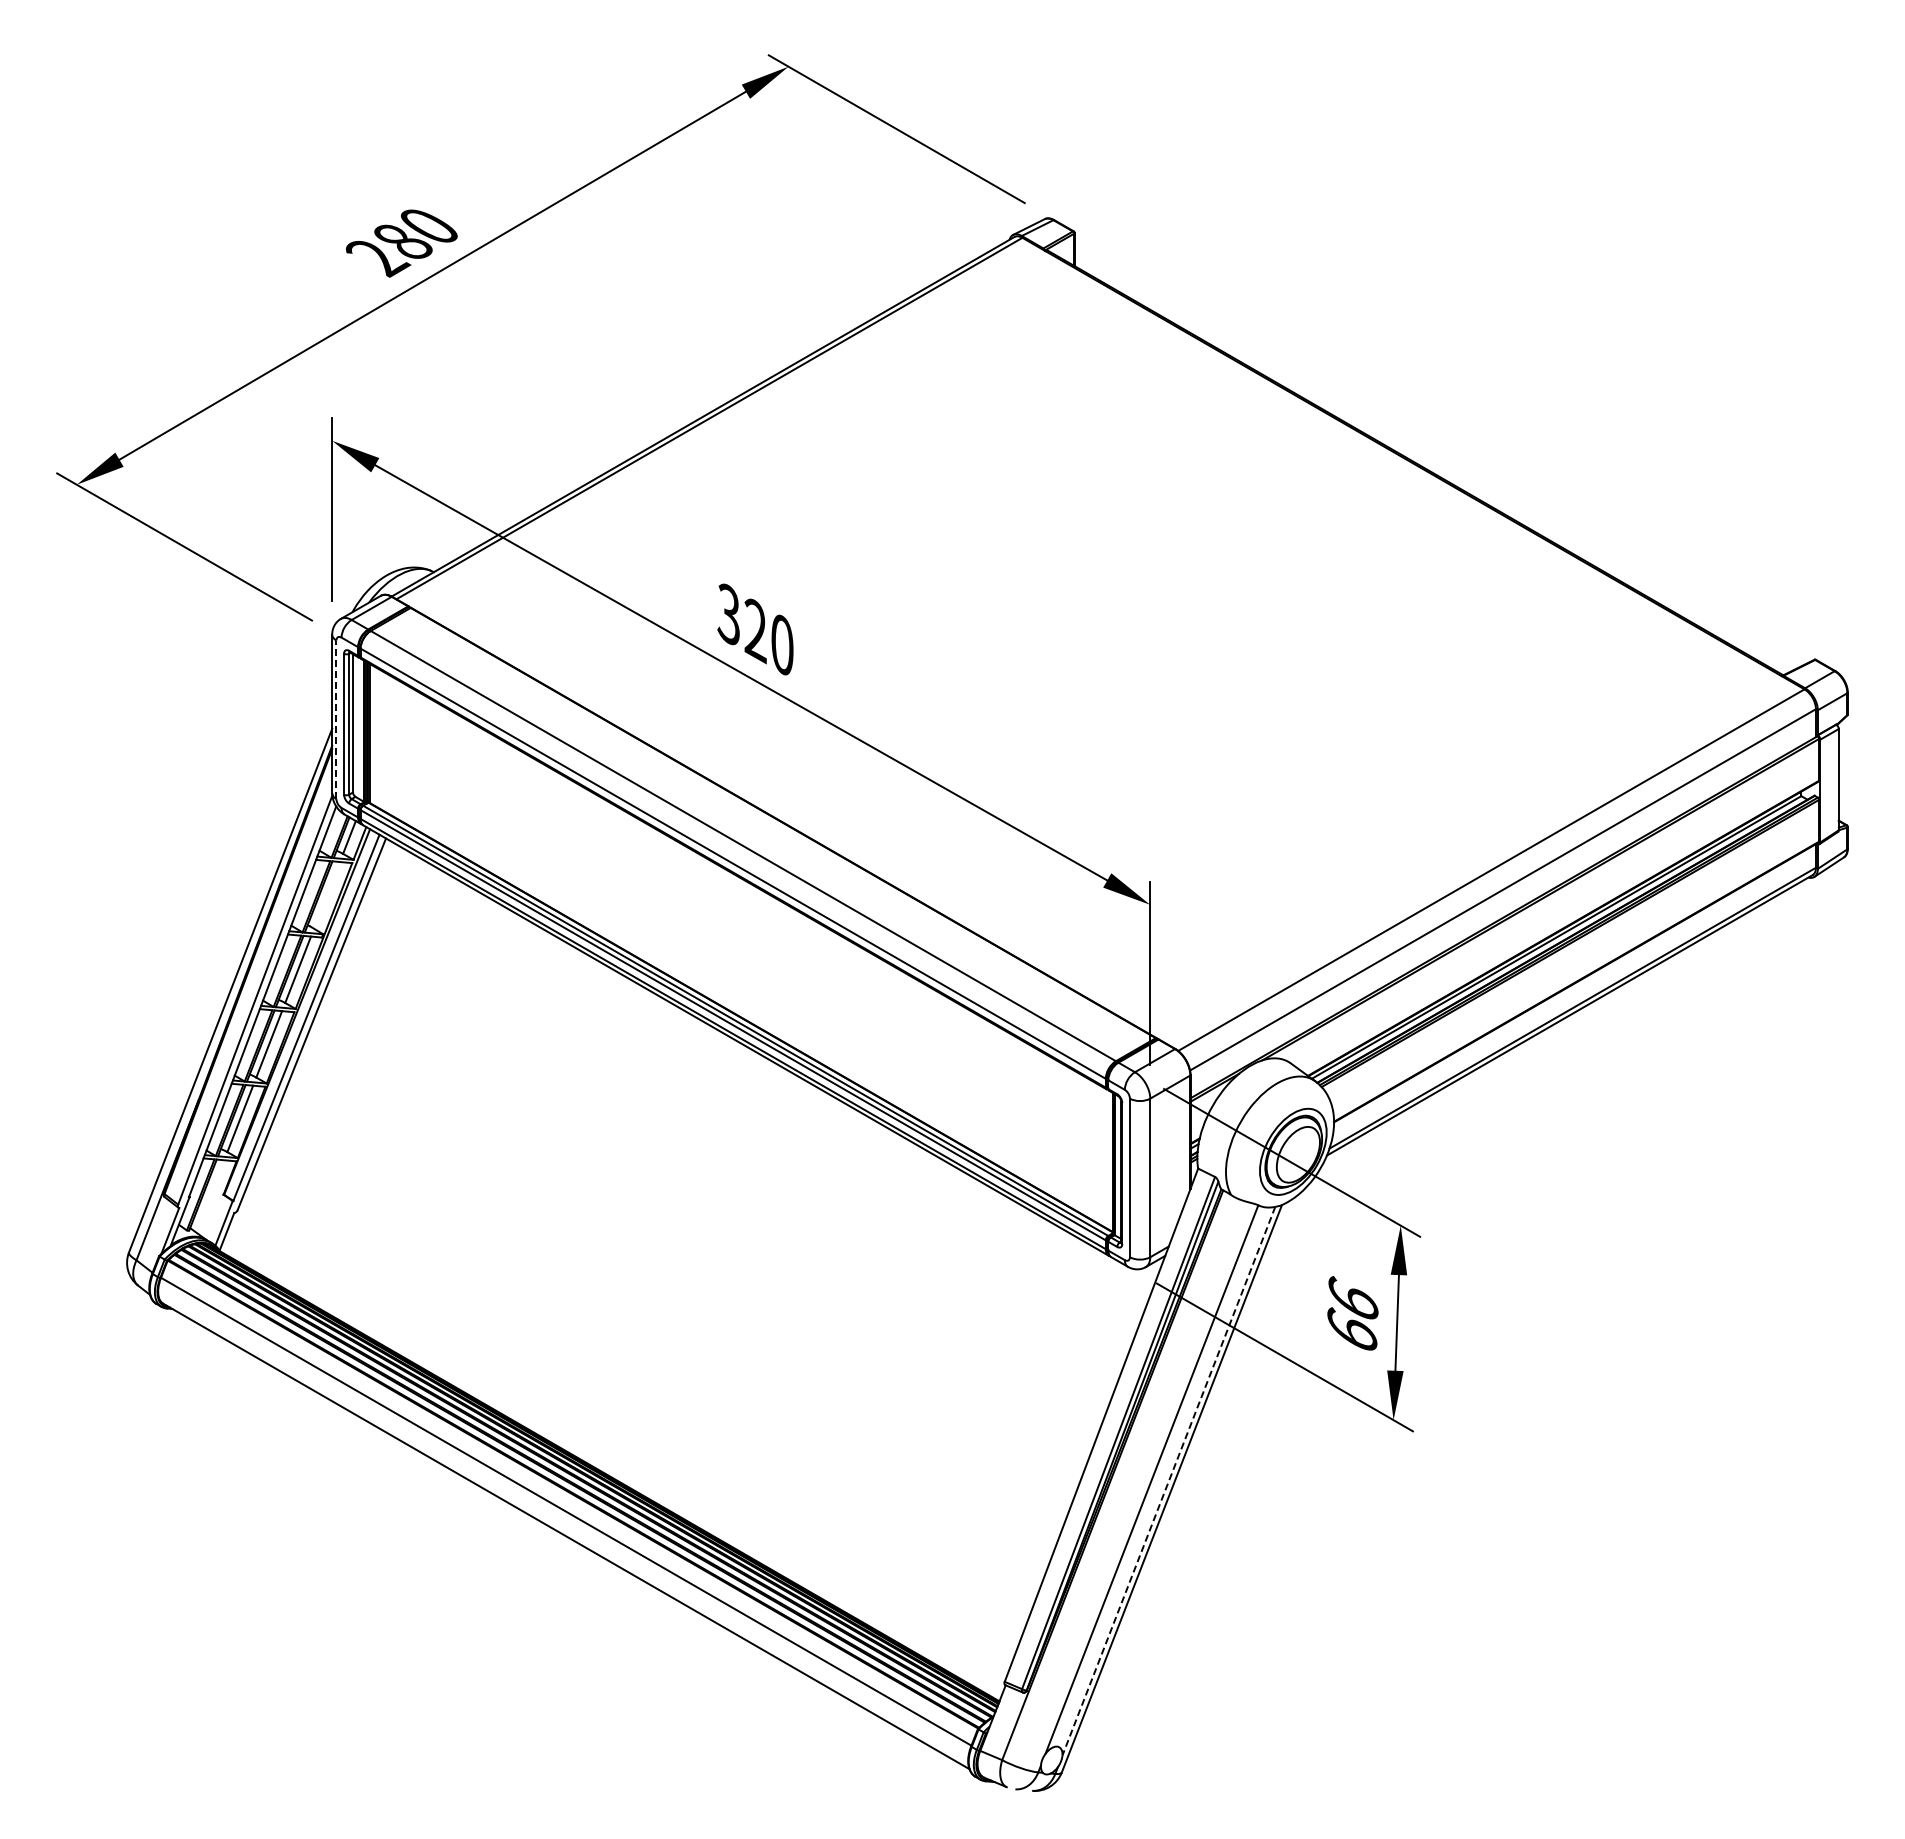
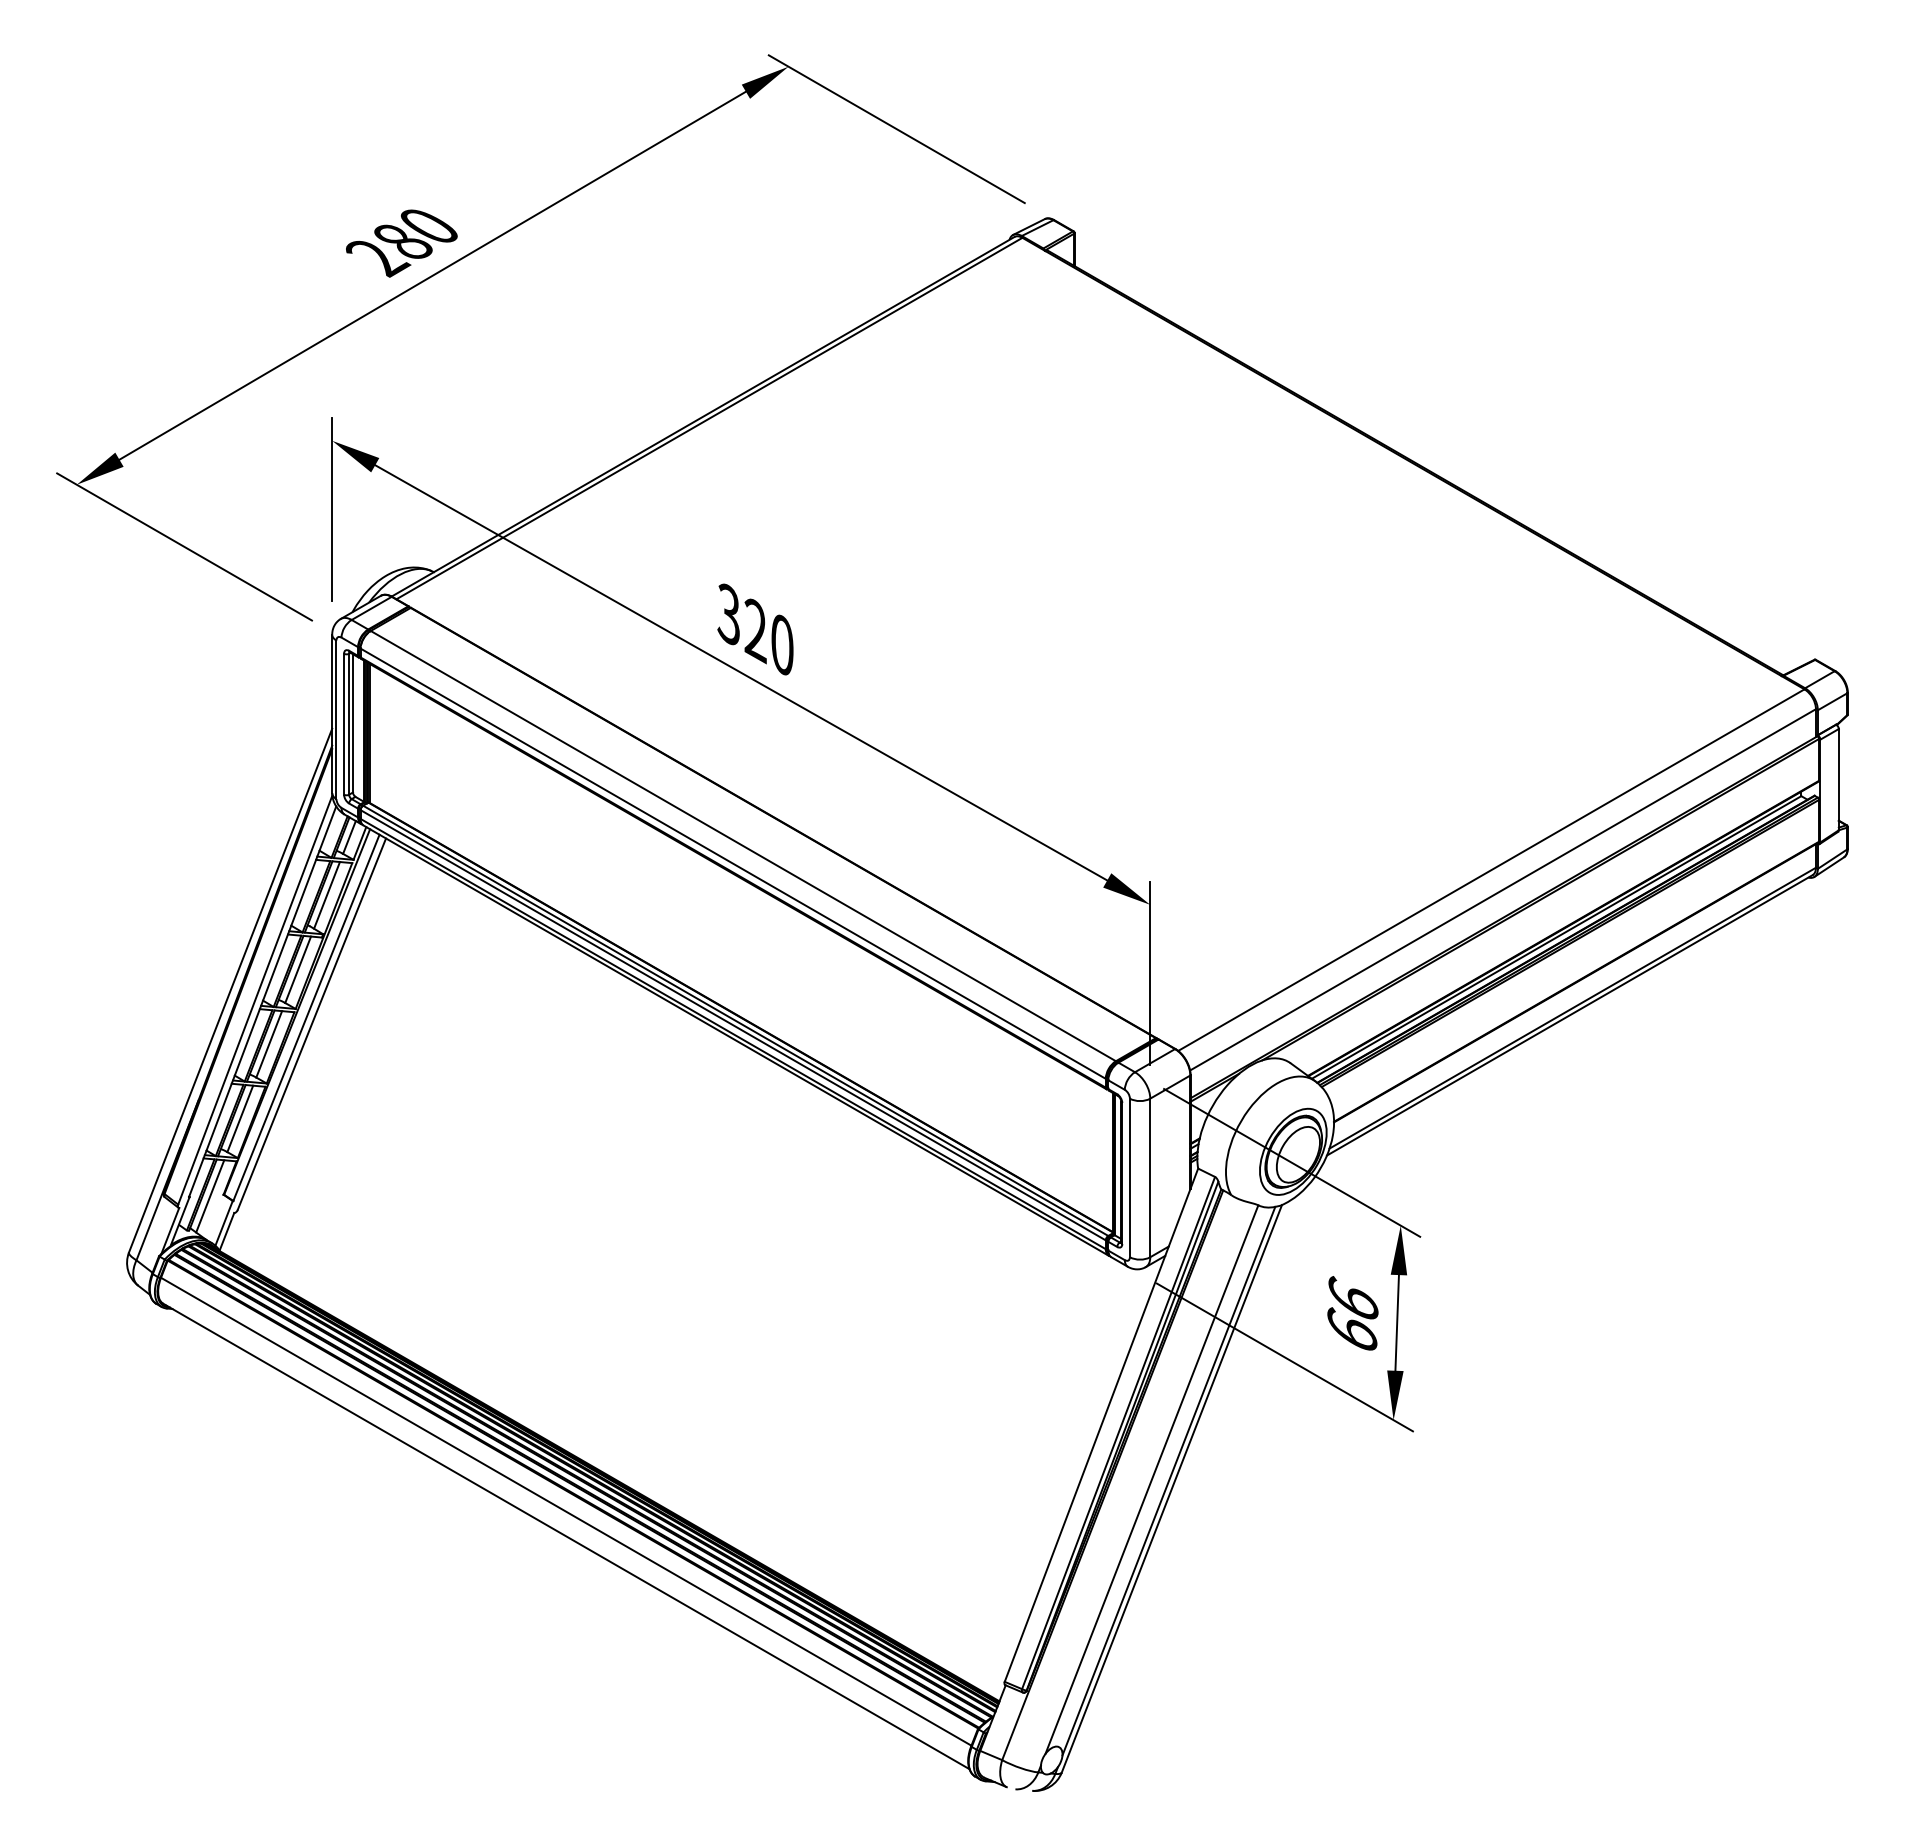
line: dashed -> solid (336, 719)
line: none -> present (326, 895)
line: none -> present (210, 1196)
line: dashed -> solid (1168, 1481)
